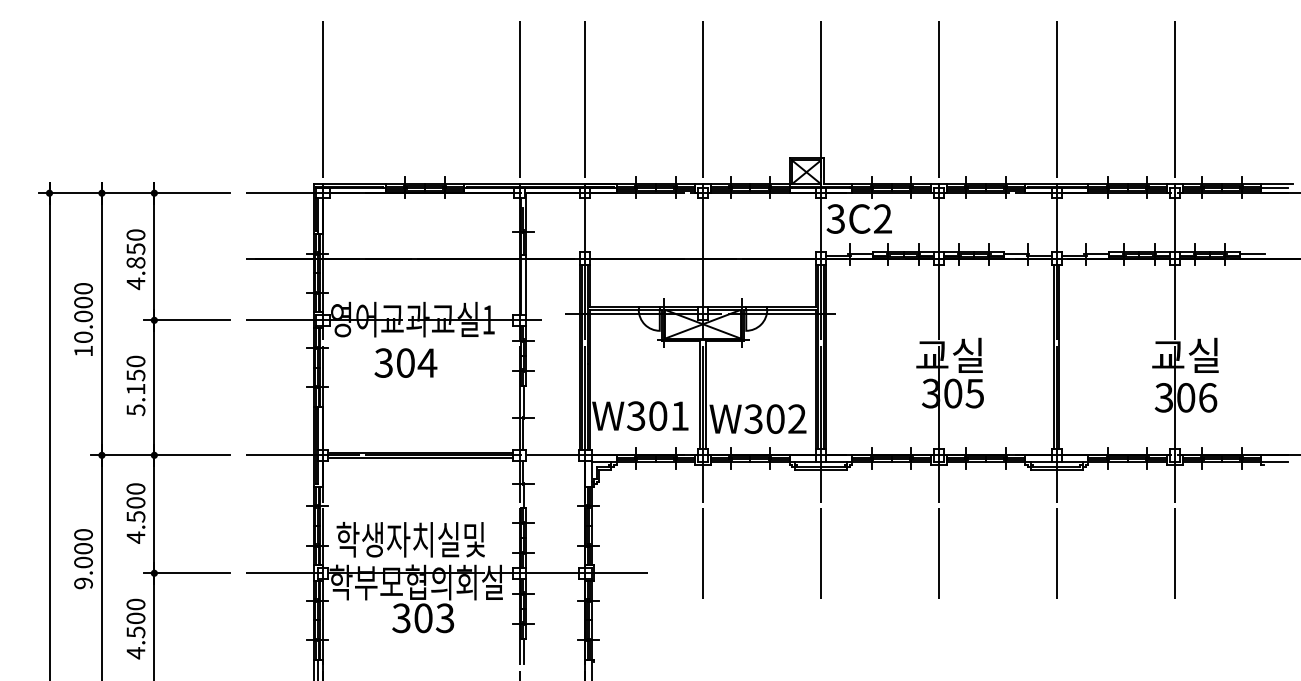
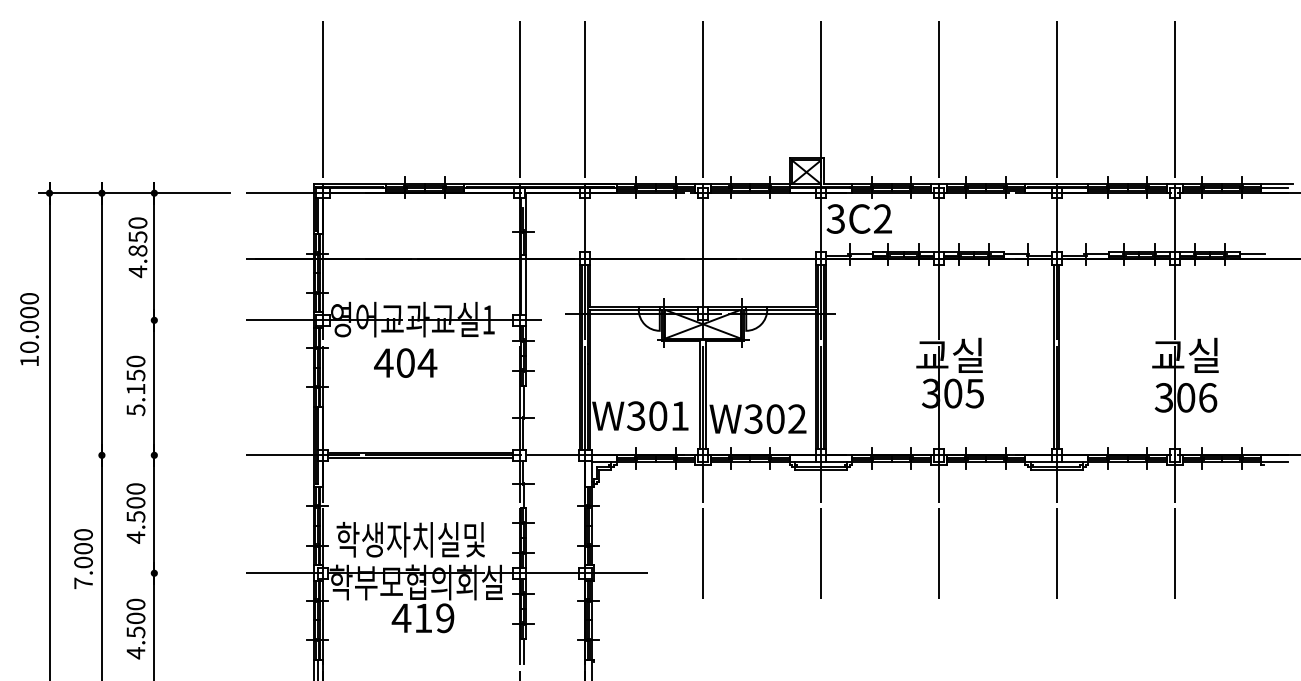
text position: (135, 259) -> (137, 247) (137, 247)
text position: (83, 319) -> (29, 329) (29, 329)
line: present -> none (186, 320)
text: 304 -> 404 (383, 362)
line: present -> none (160, 455)
line: present -> none (186, 573)
text: 9.000 -> 7.000 (83, 583)
text: 303 -> 419 (422, 618)
